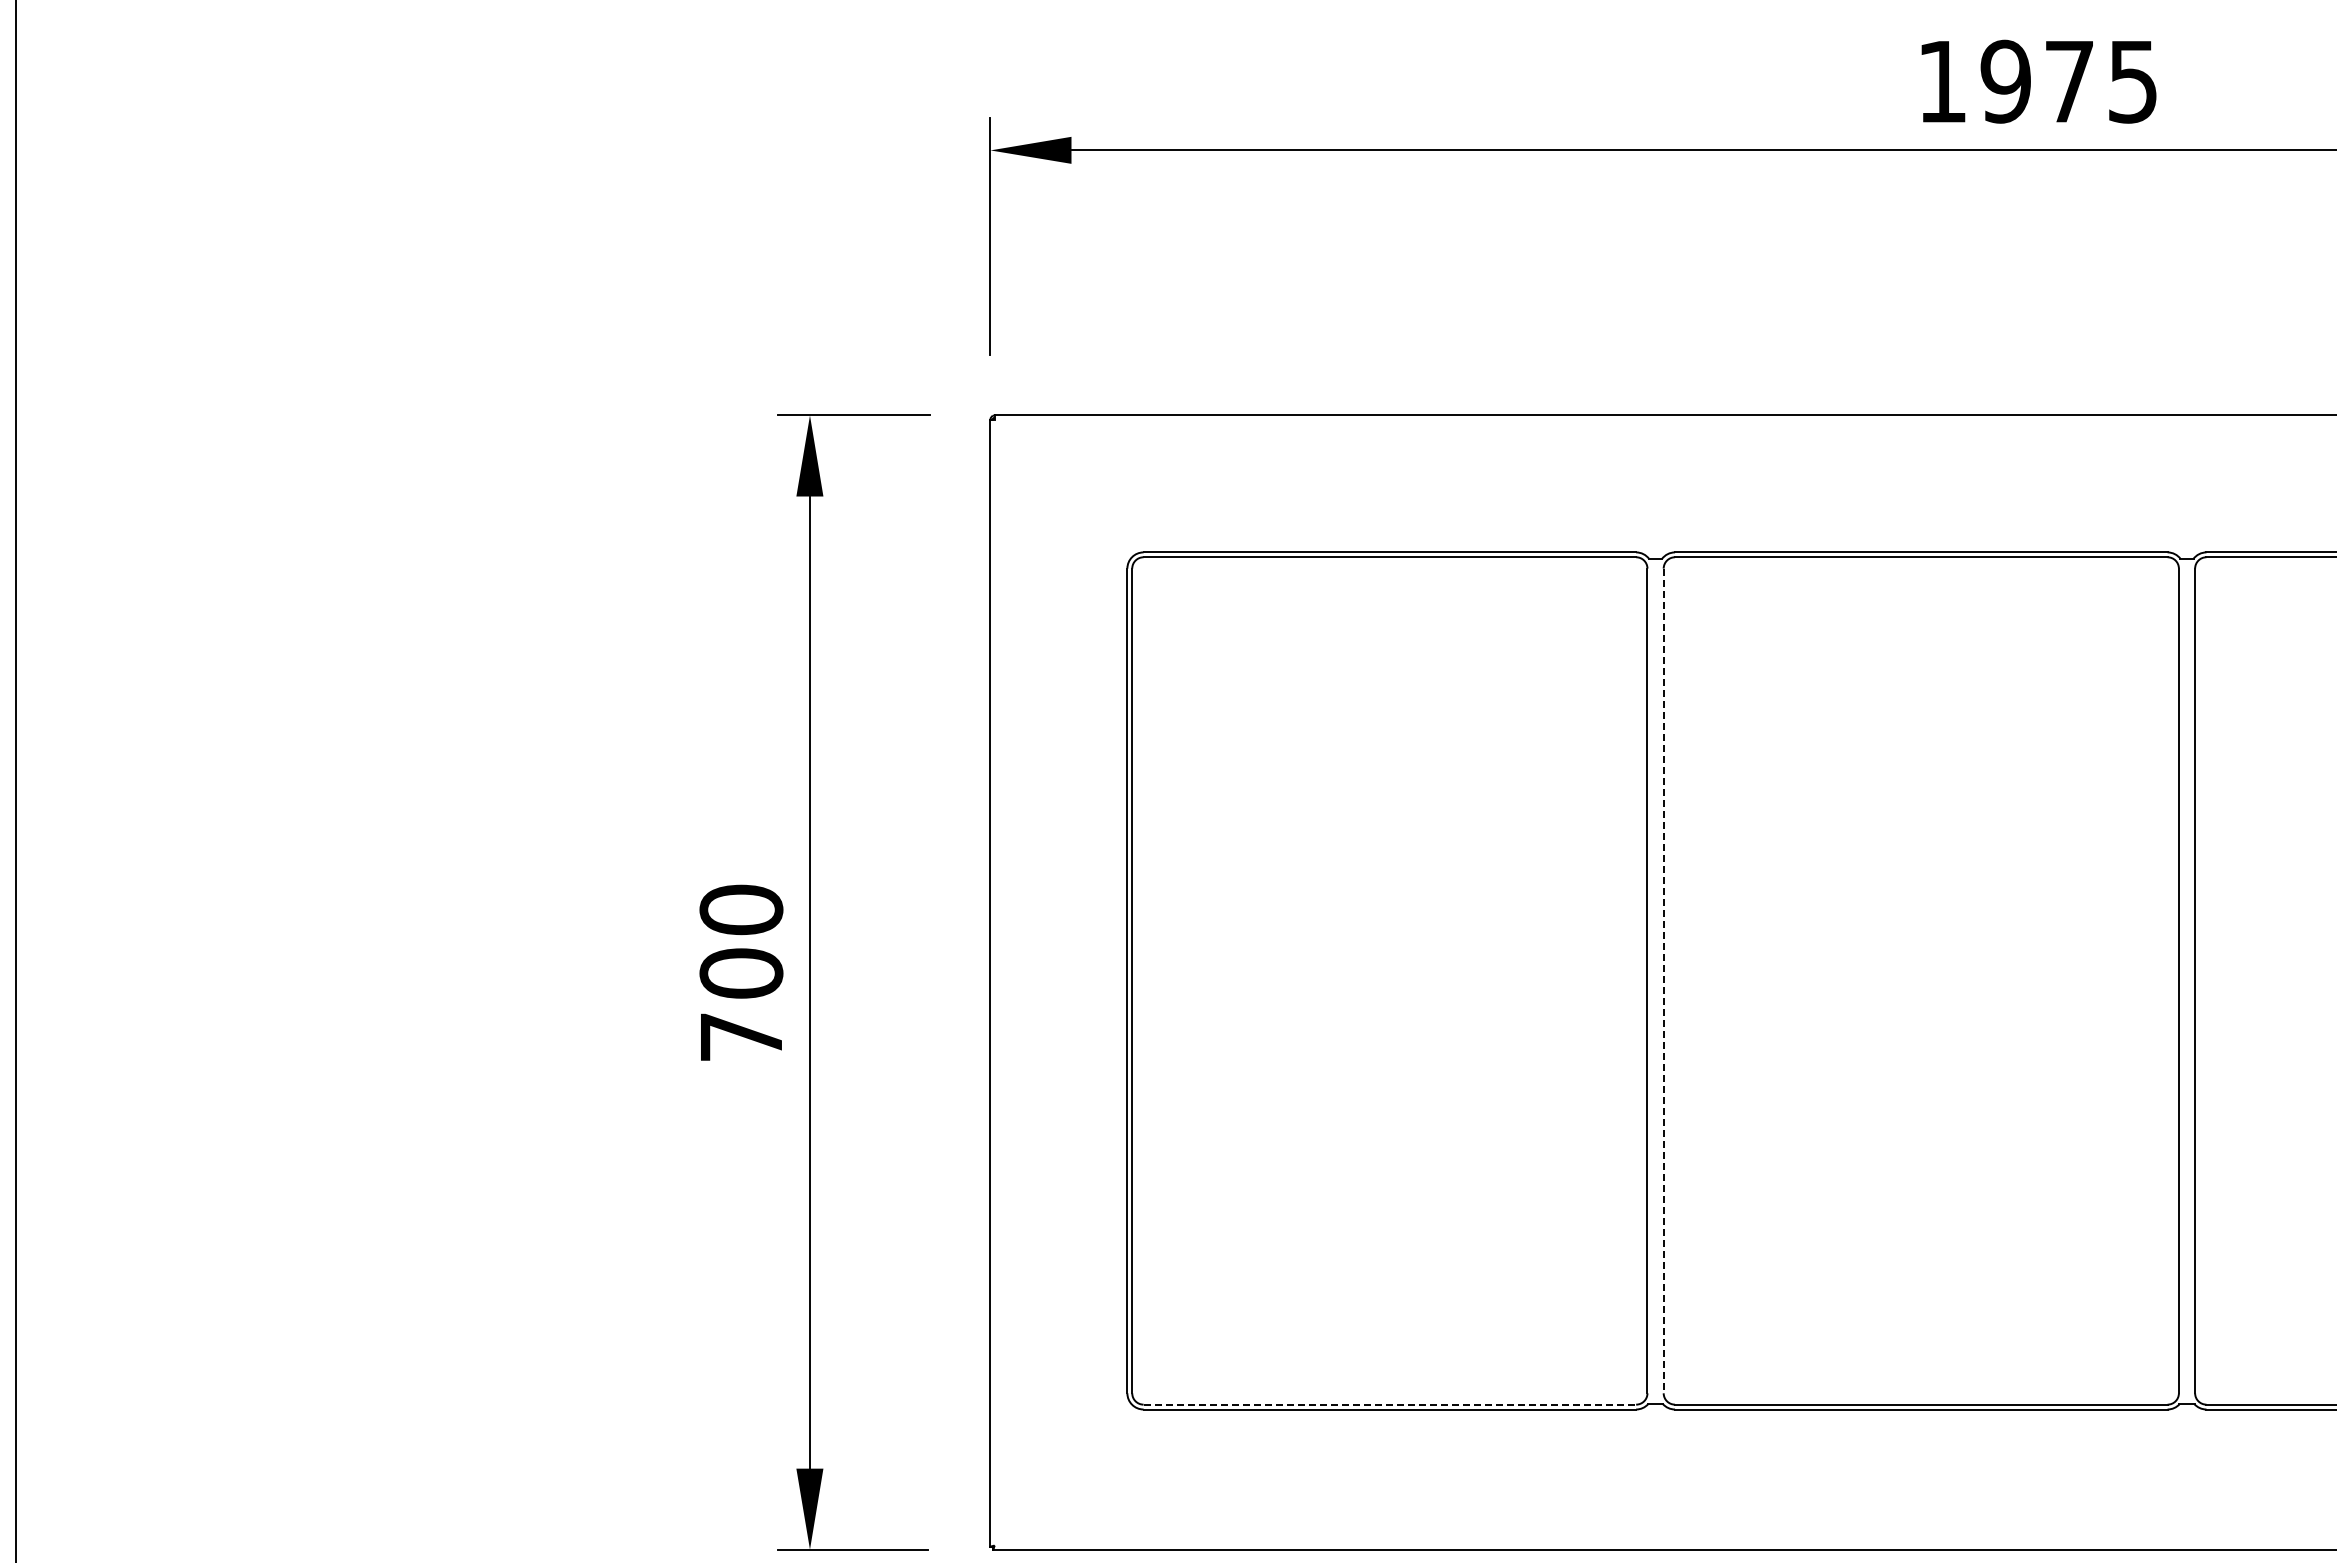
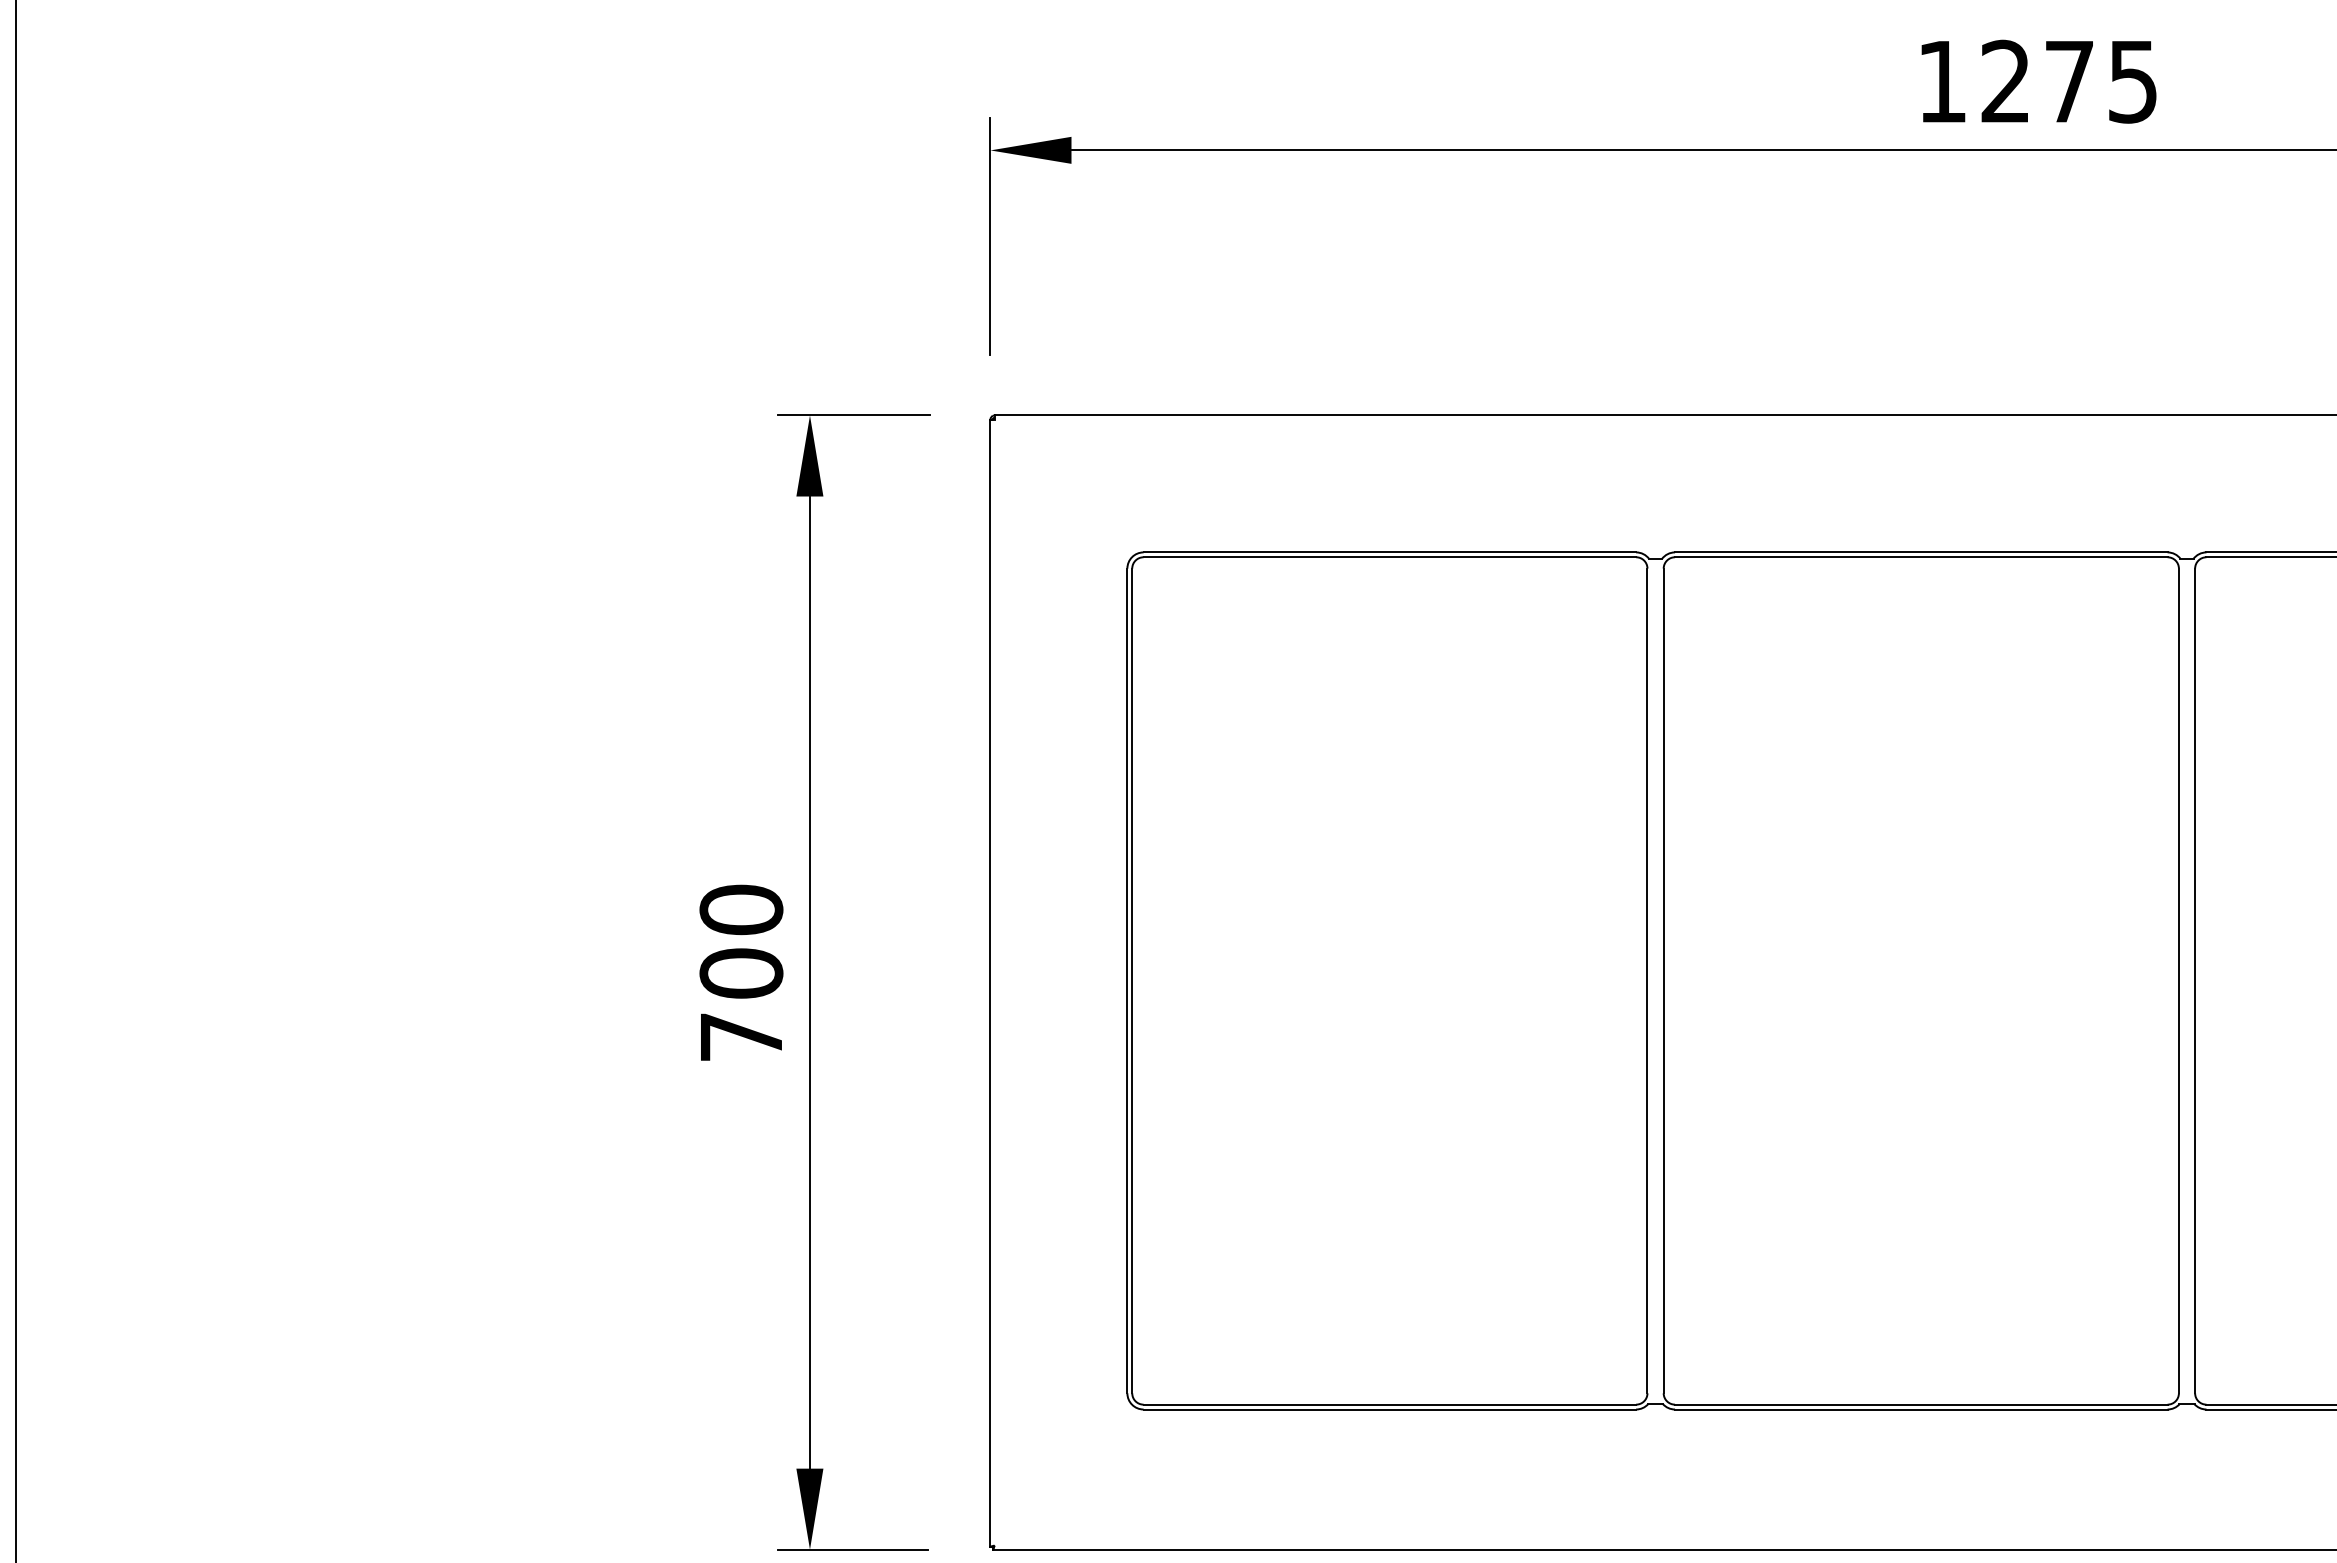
text: 1975 -> 1275 (2005, 81)
line: dashed -> solid (1663, 981)
line: dashed -> solid (1390, 1404)
